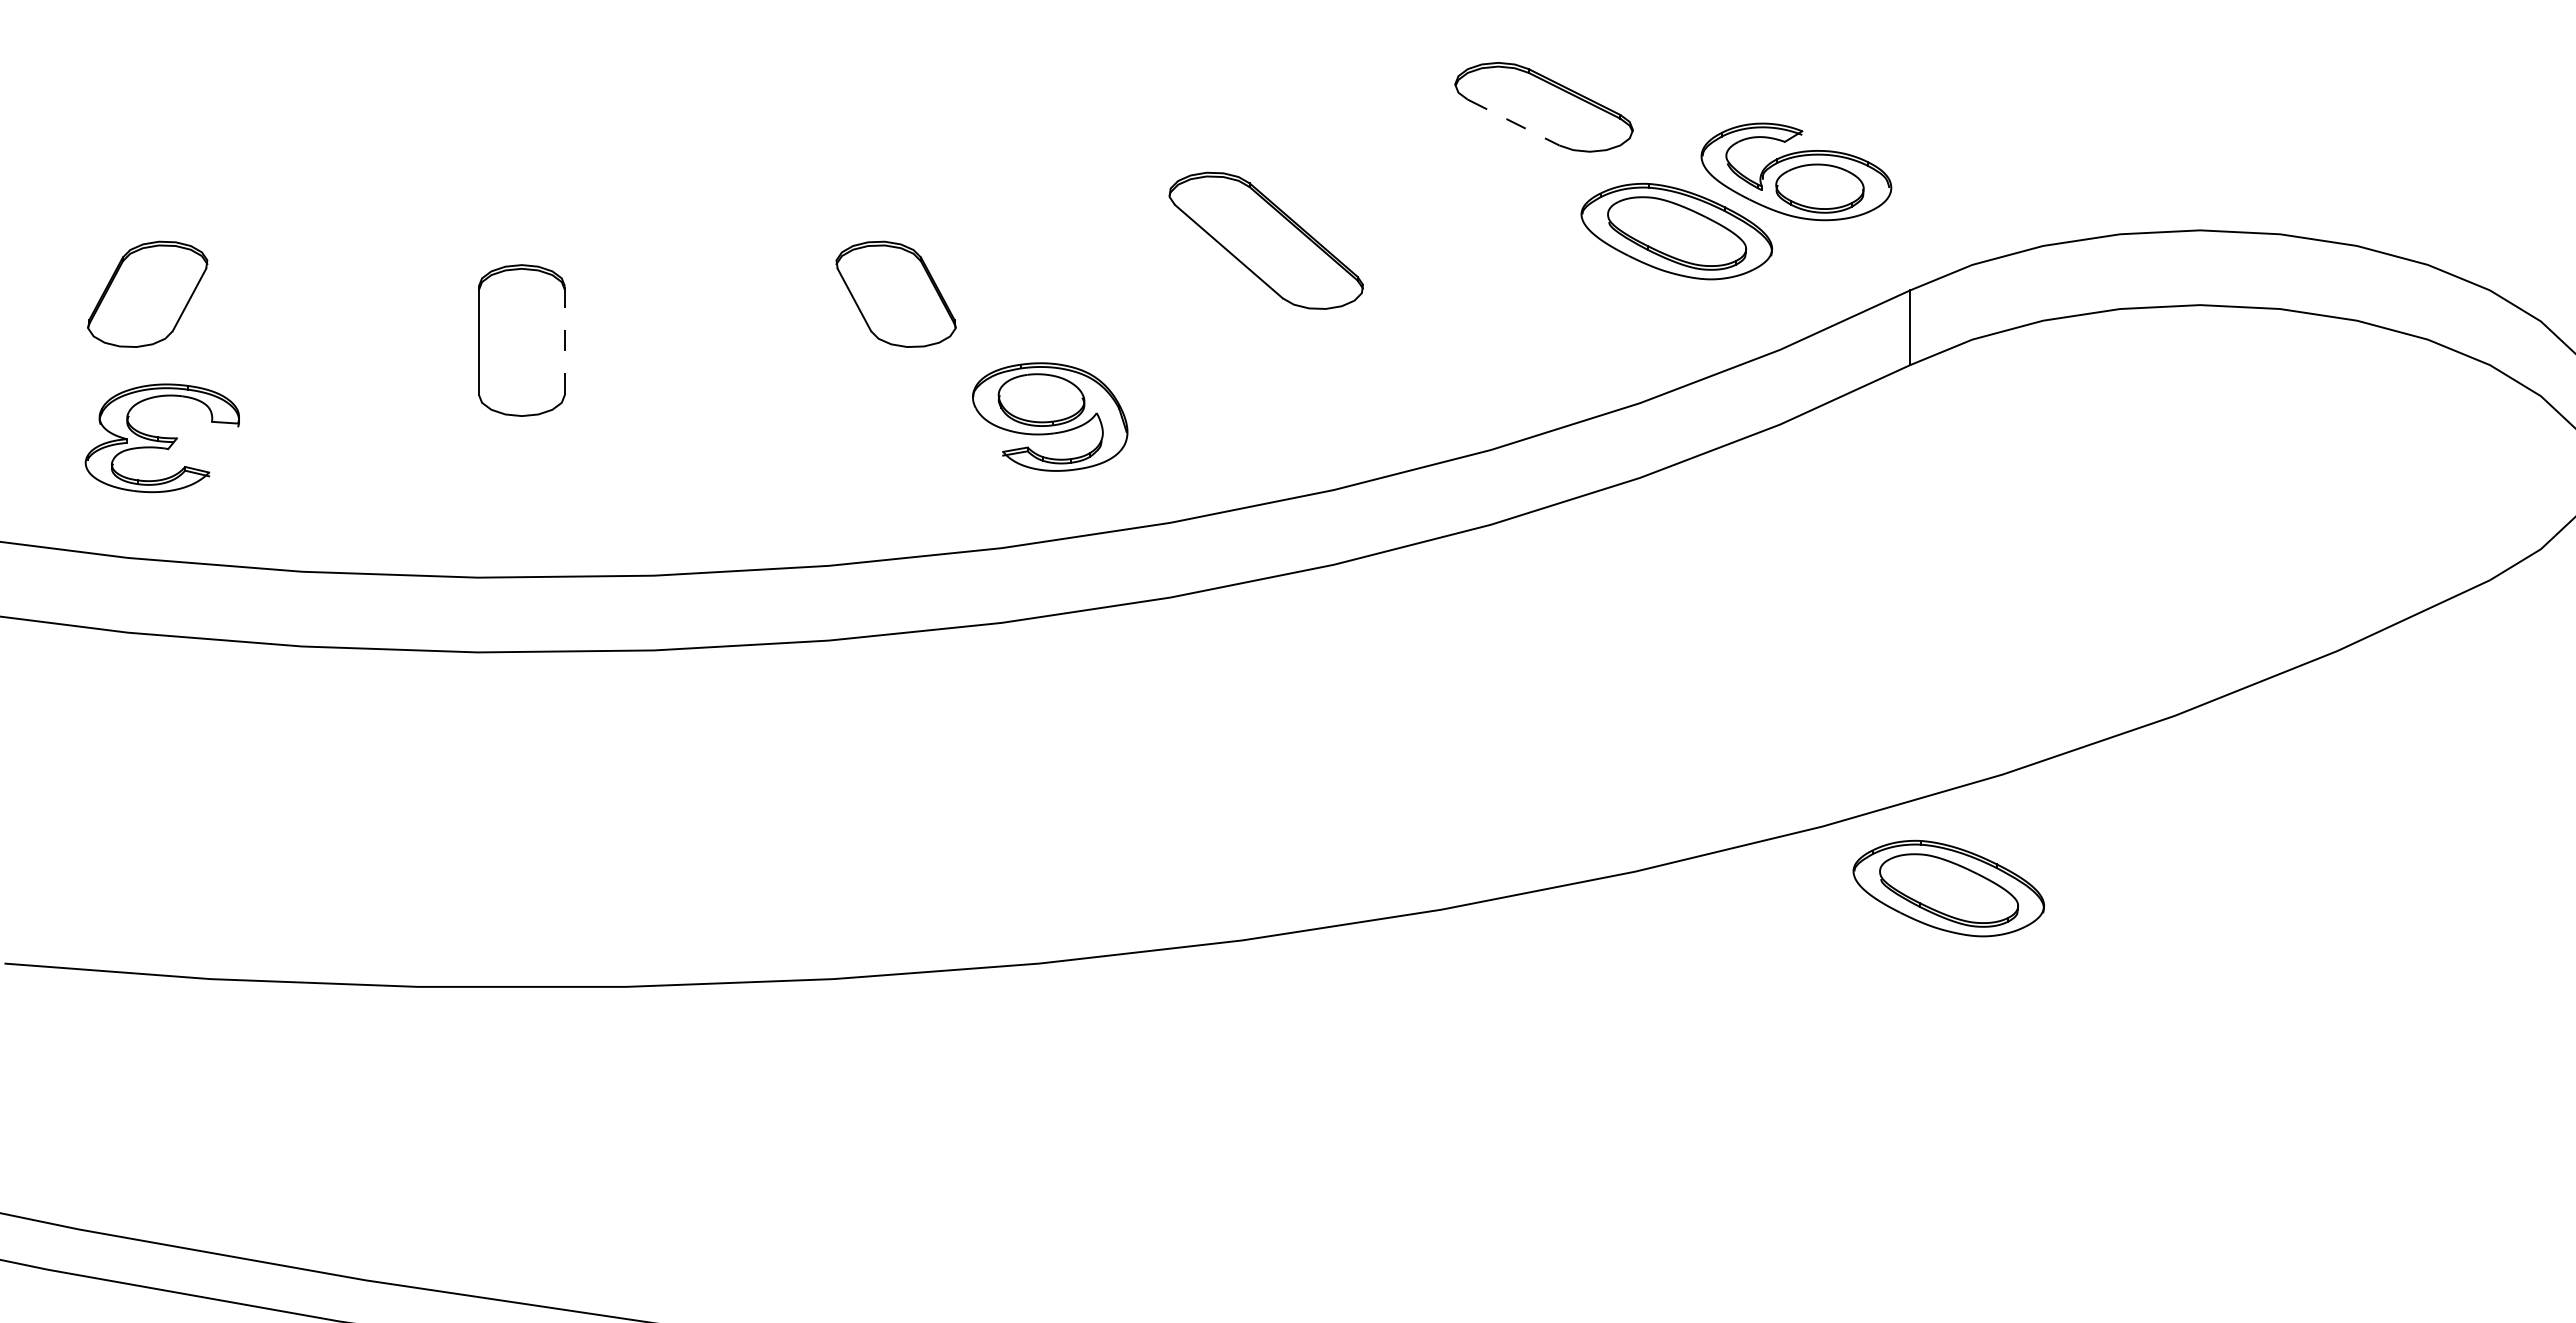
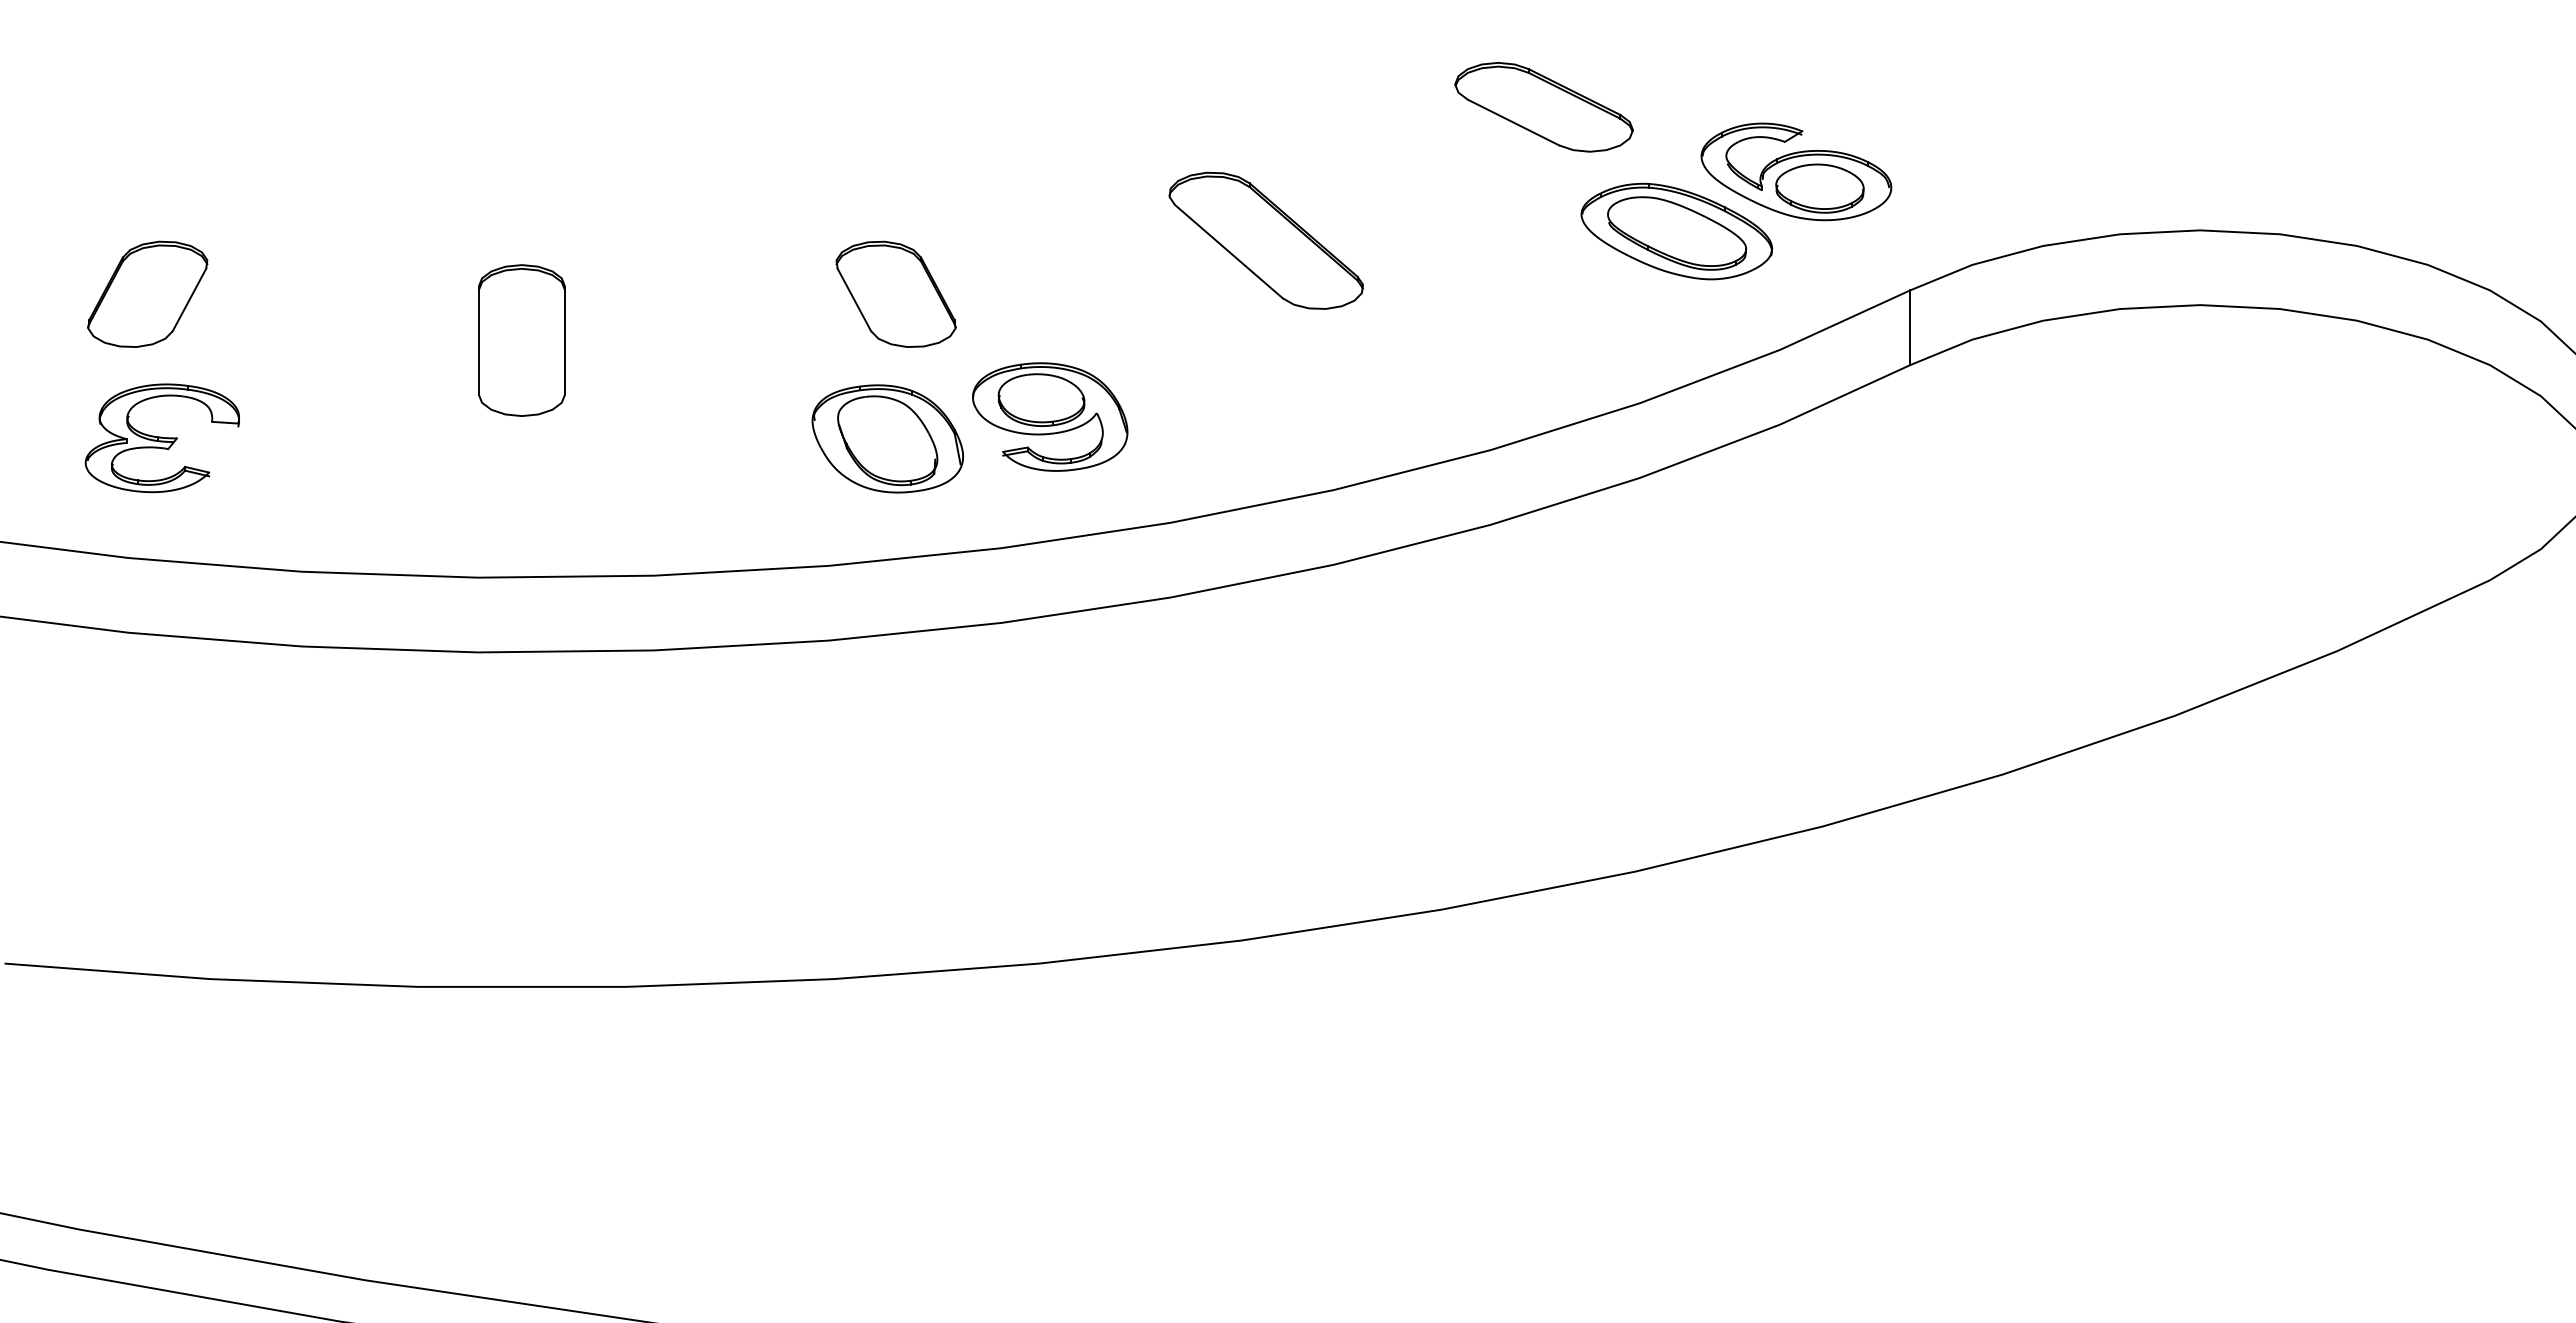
line: dashed -> solid (1514, 122)
line: dashed -> solid (565, 340)
part: none -> present (887, 438)
part: present -> none (1948, 888)
